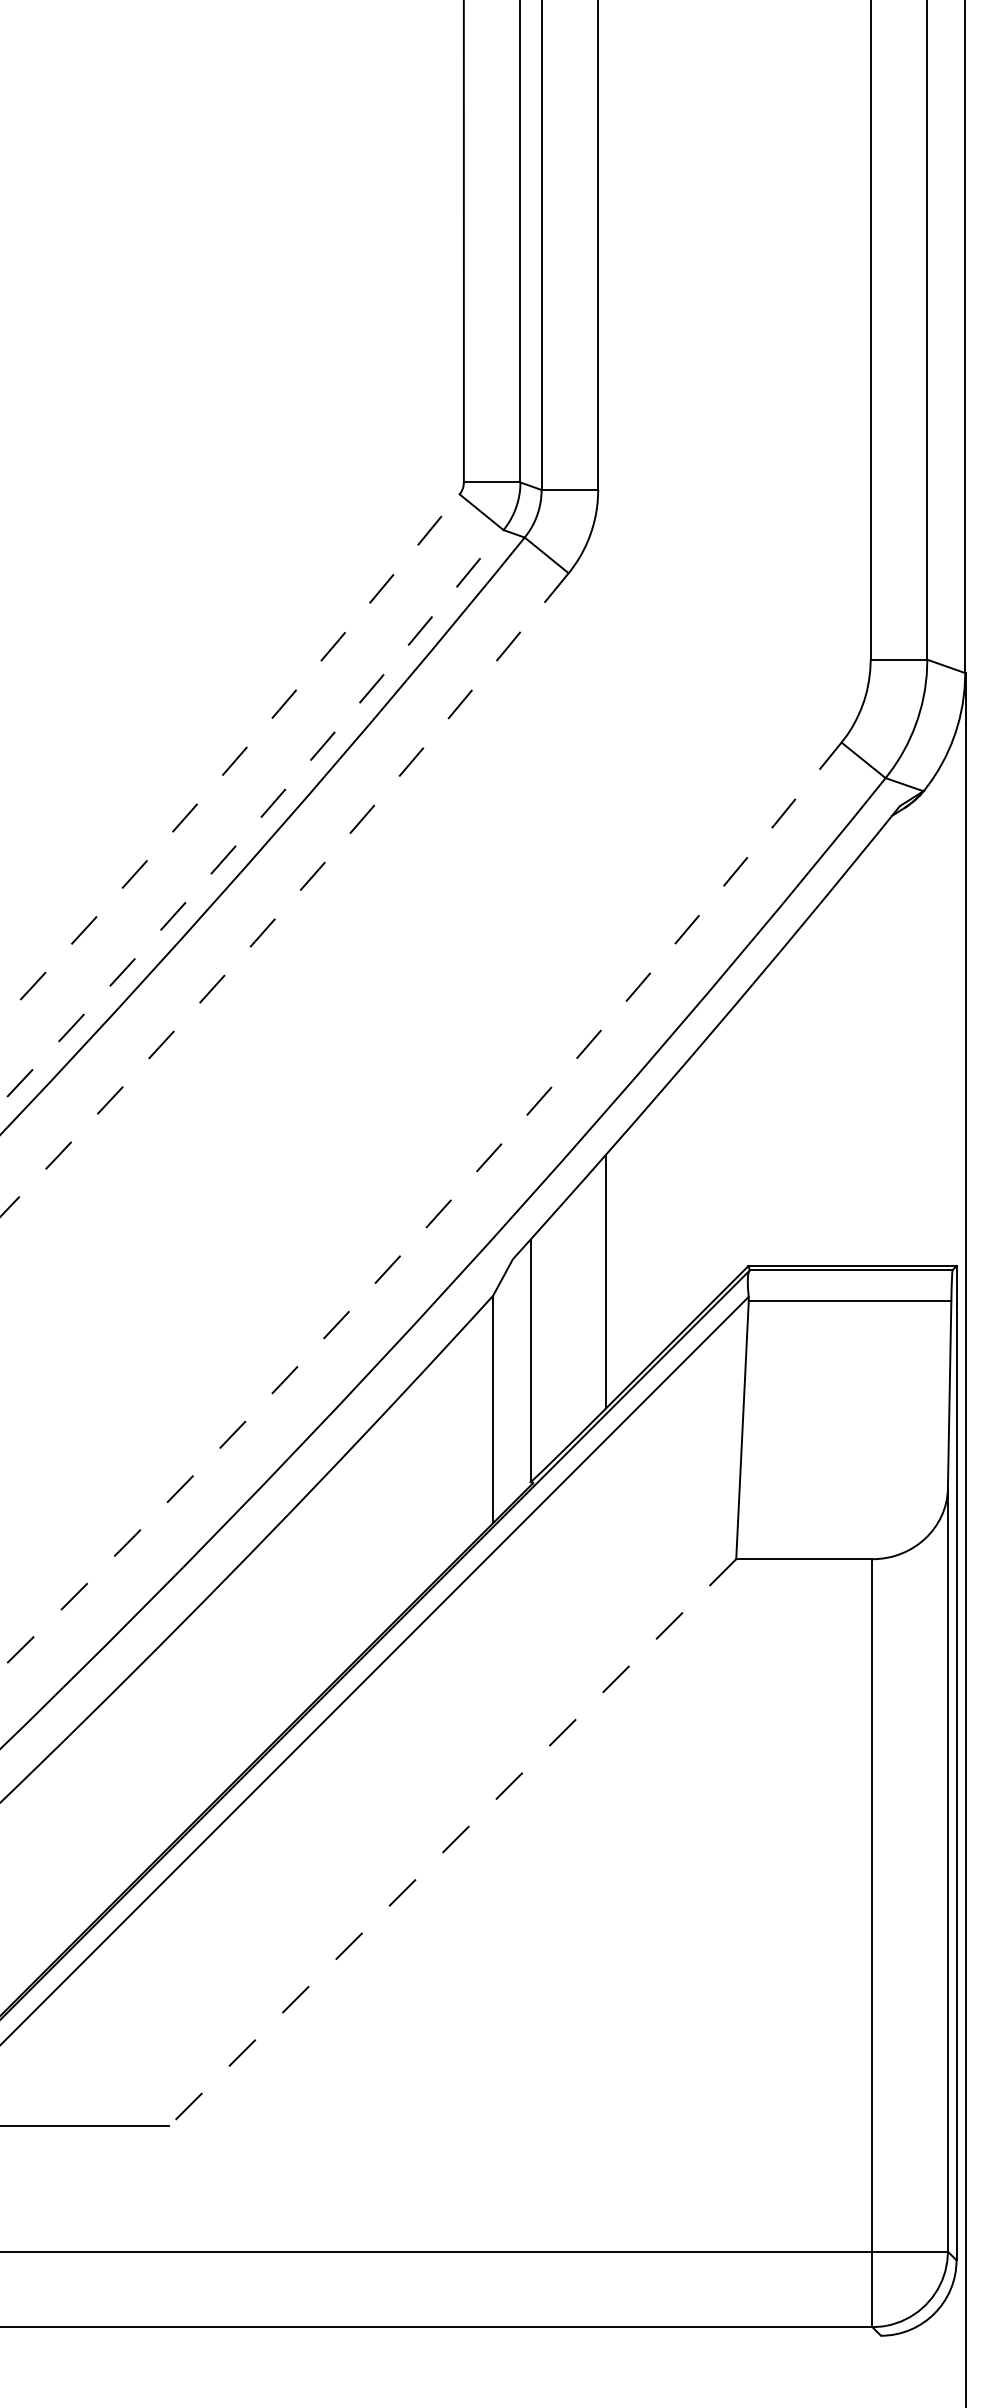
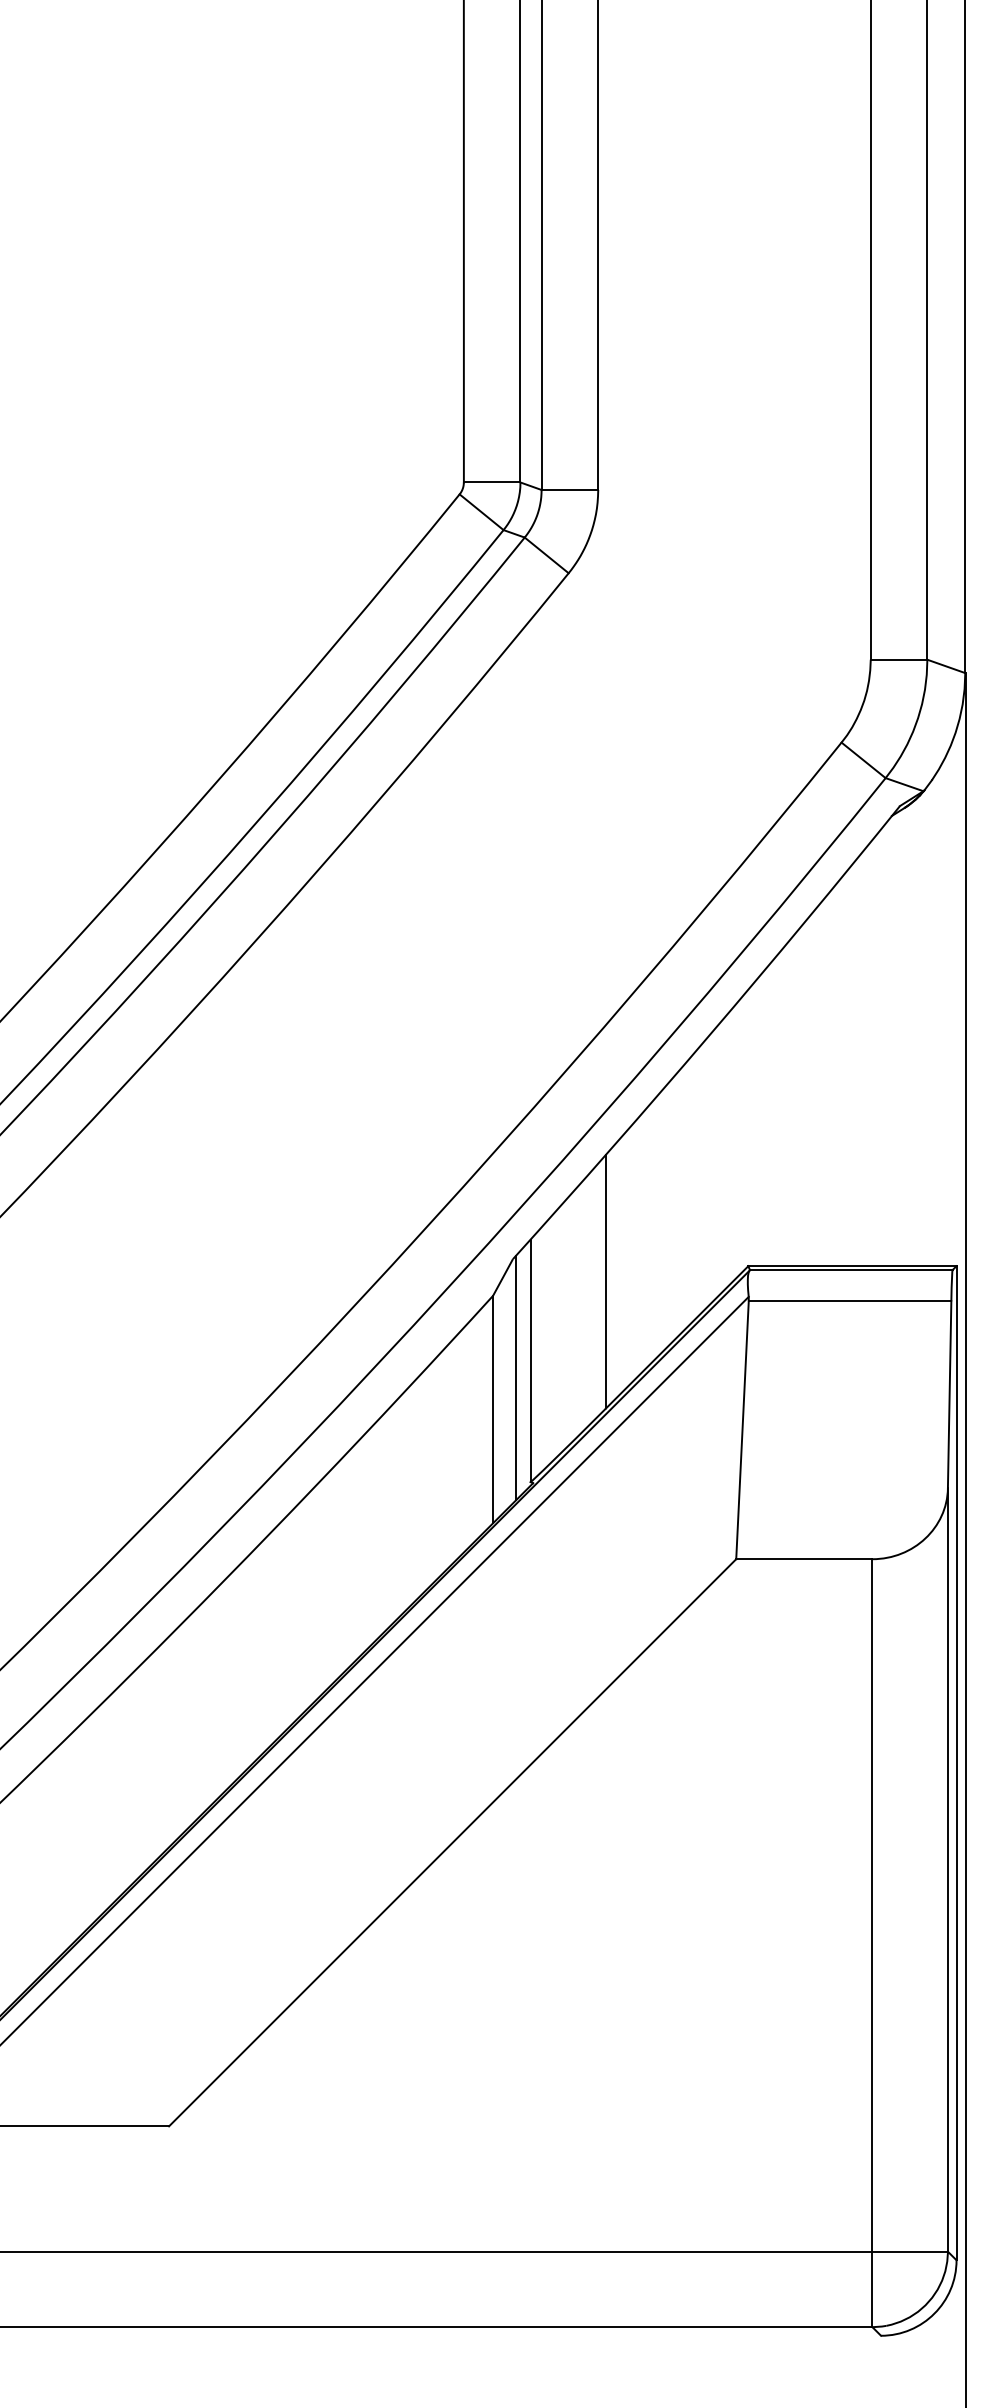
arc: dashed -> solid (234, 762)
arc: dashed -> solid (257, 821)
arc: dashed -> solid (291, 900)
arc: dashed -> solid (435, 1217)
line: none -> present (515, 1377)
line: dashed -> solid (452, 1843)
